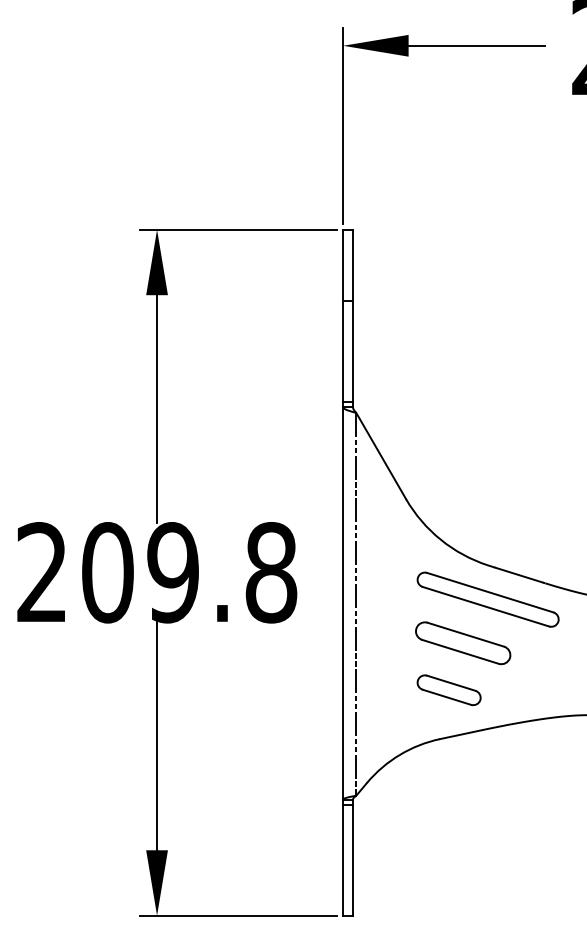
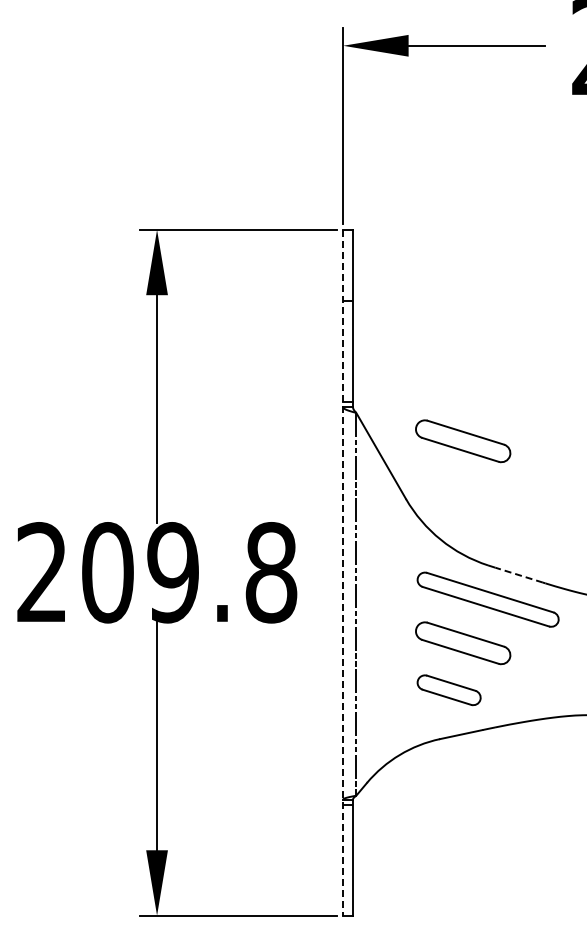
part: none -> present (463, 441)
line: solid -> dashed (343, 572)
line: solid -> dashed (519, 575)
